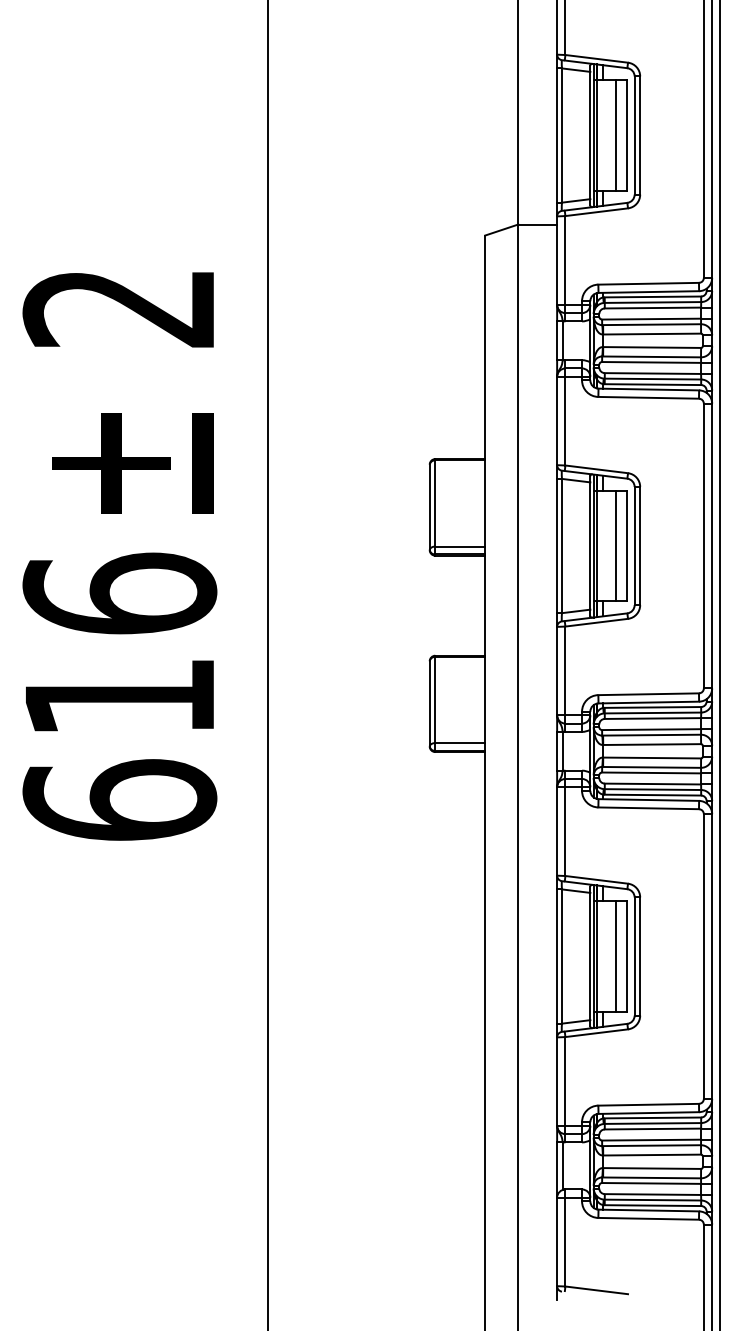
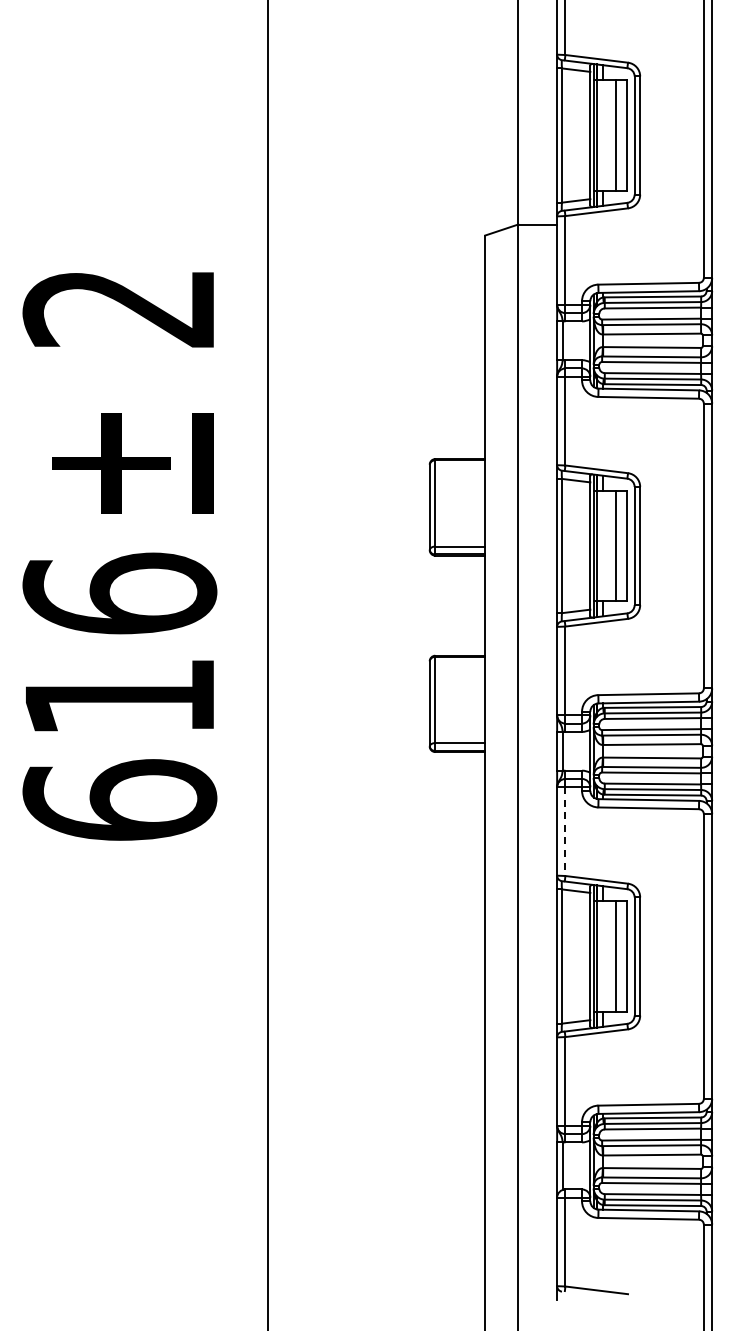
line: present -> none (720, 664)
line: solid -> dashed (565, 832)
